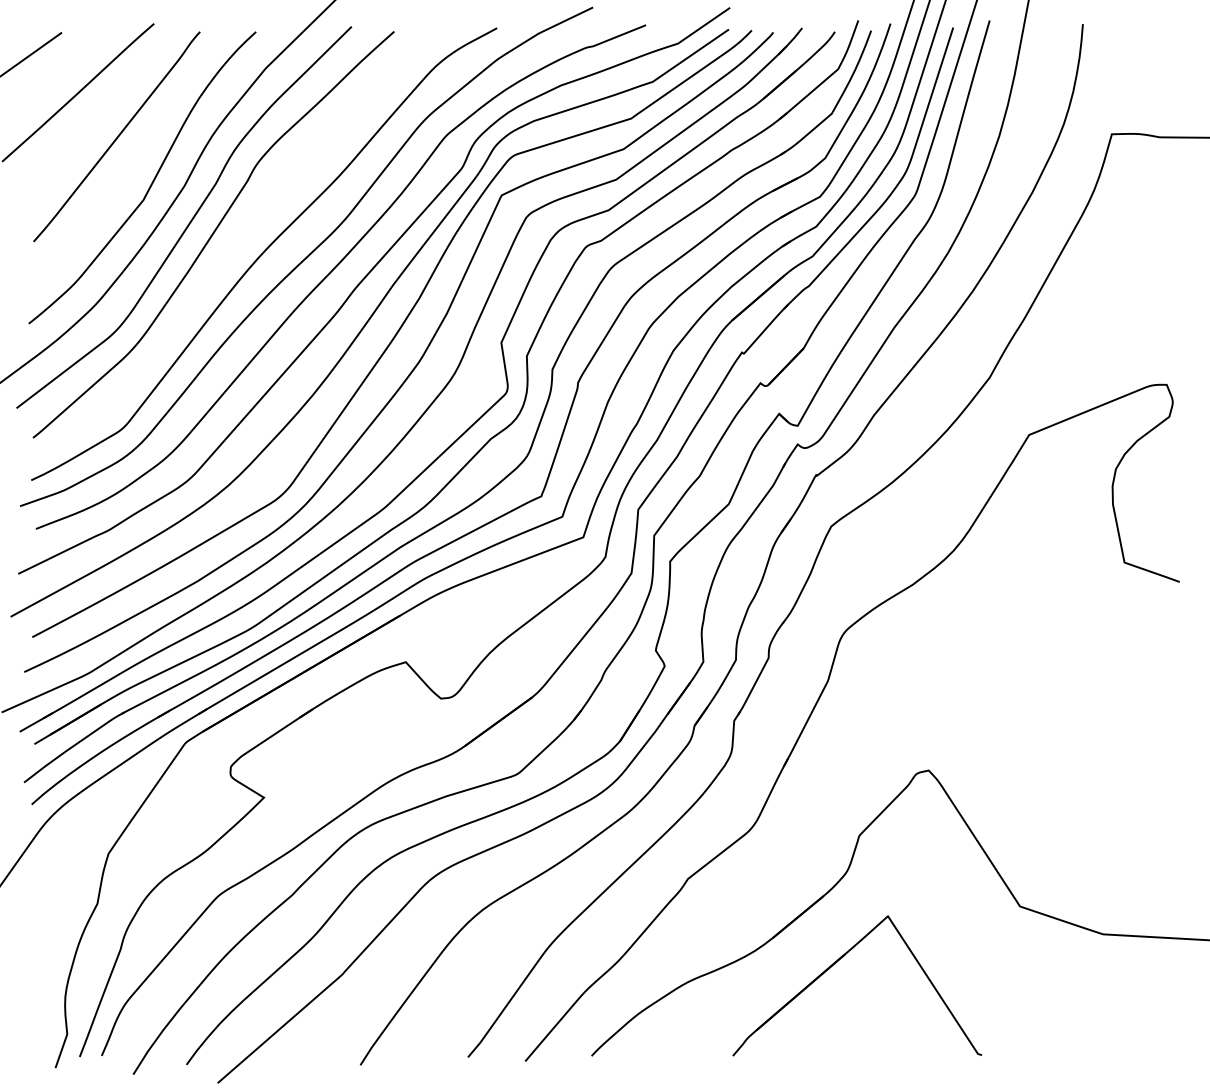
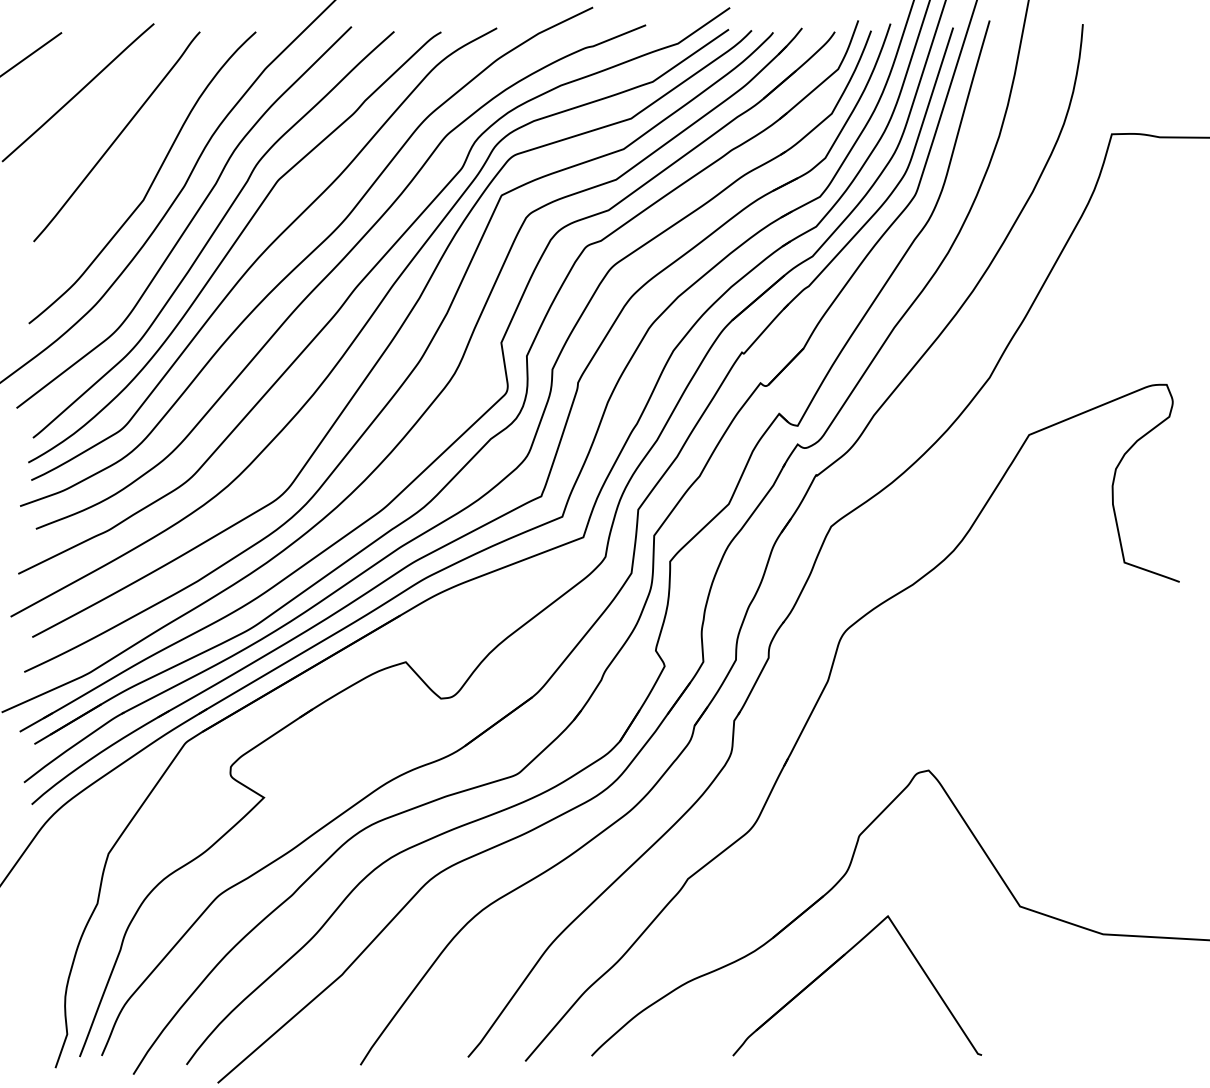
curve: none -> present (233, 246)
